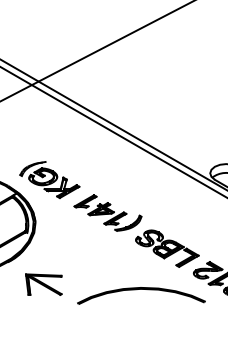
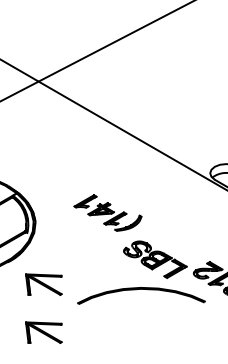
line: present -> none (113, 132)
part: present -> none (49, 179)
part position: (167, 248) -> (155, 259) (155, 259)
part: none -> present (43, 332)
